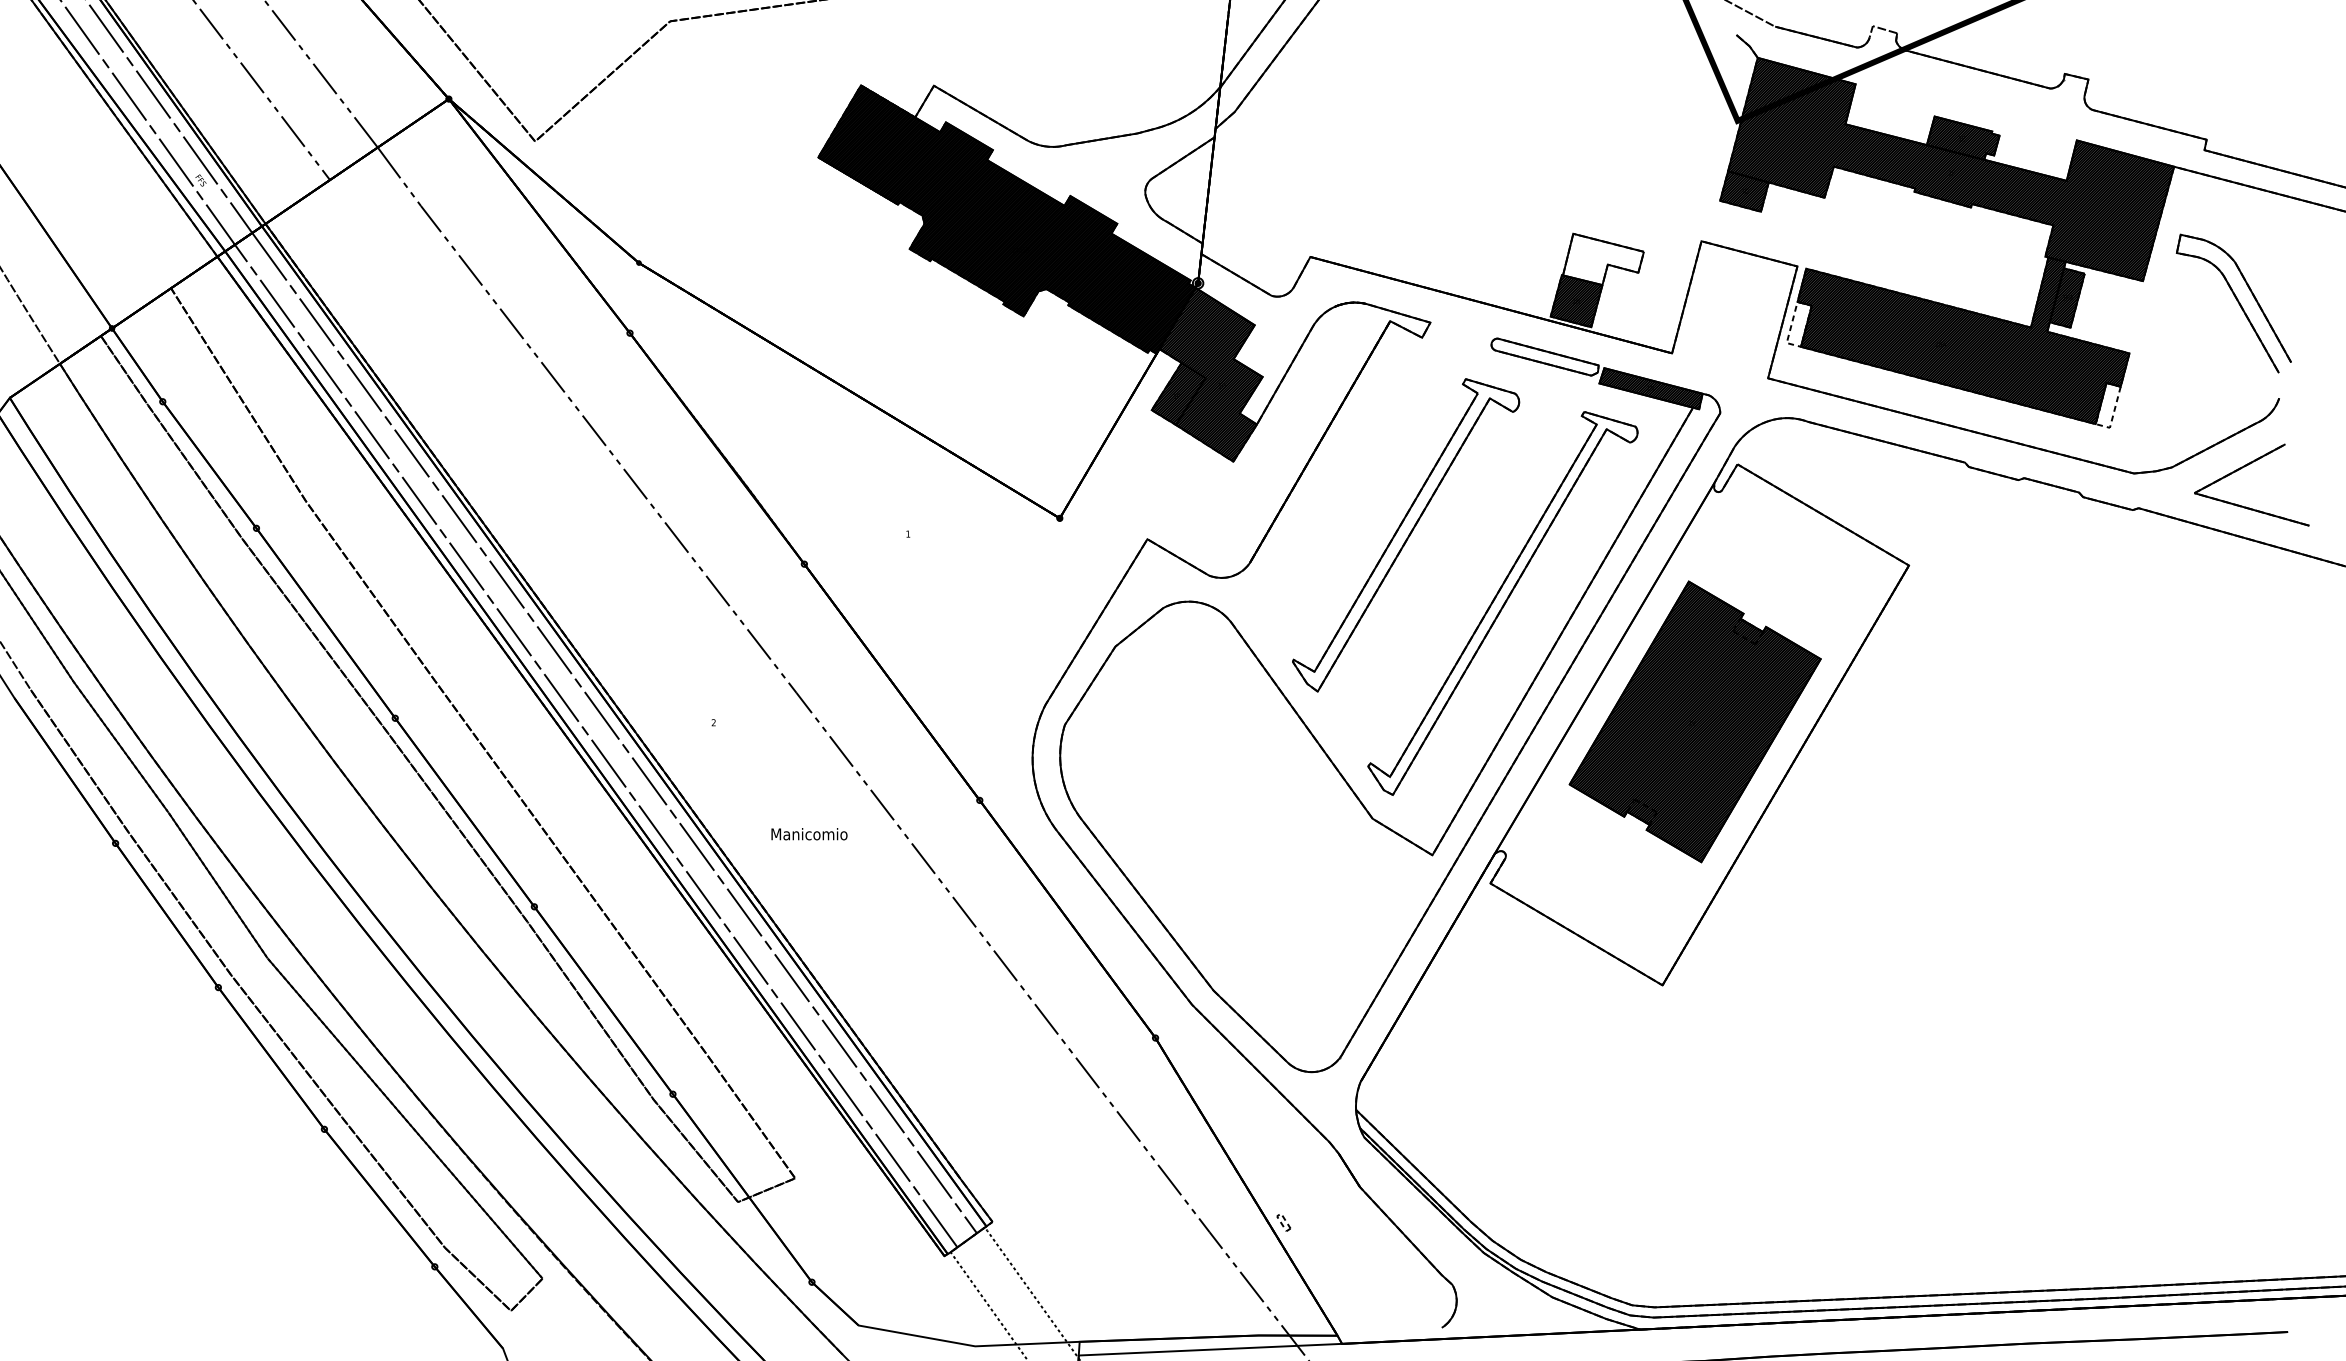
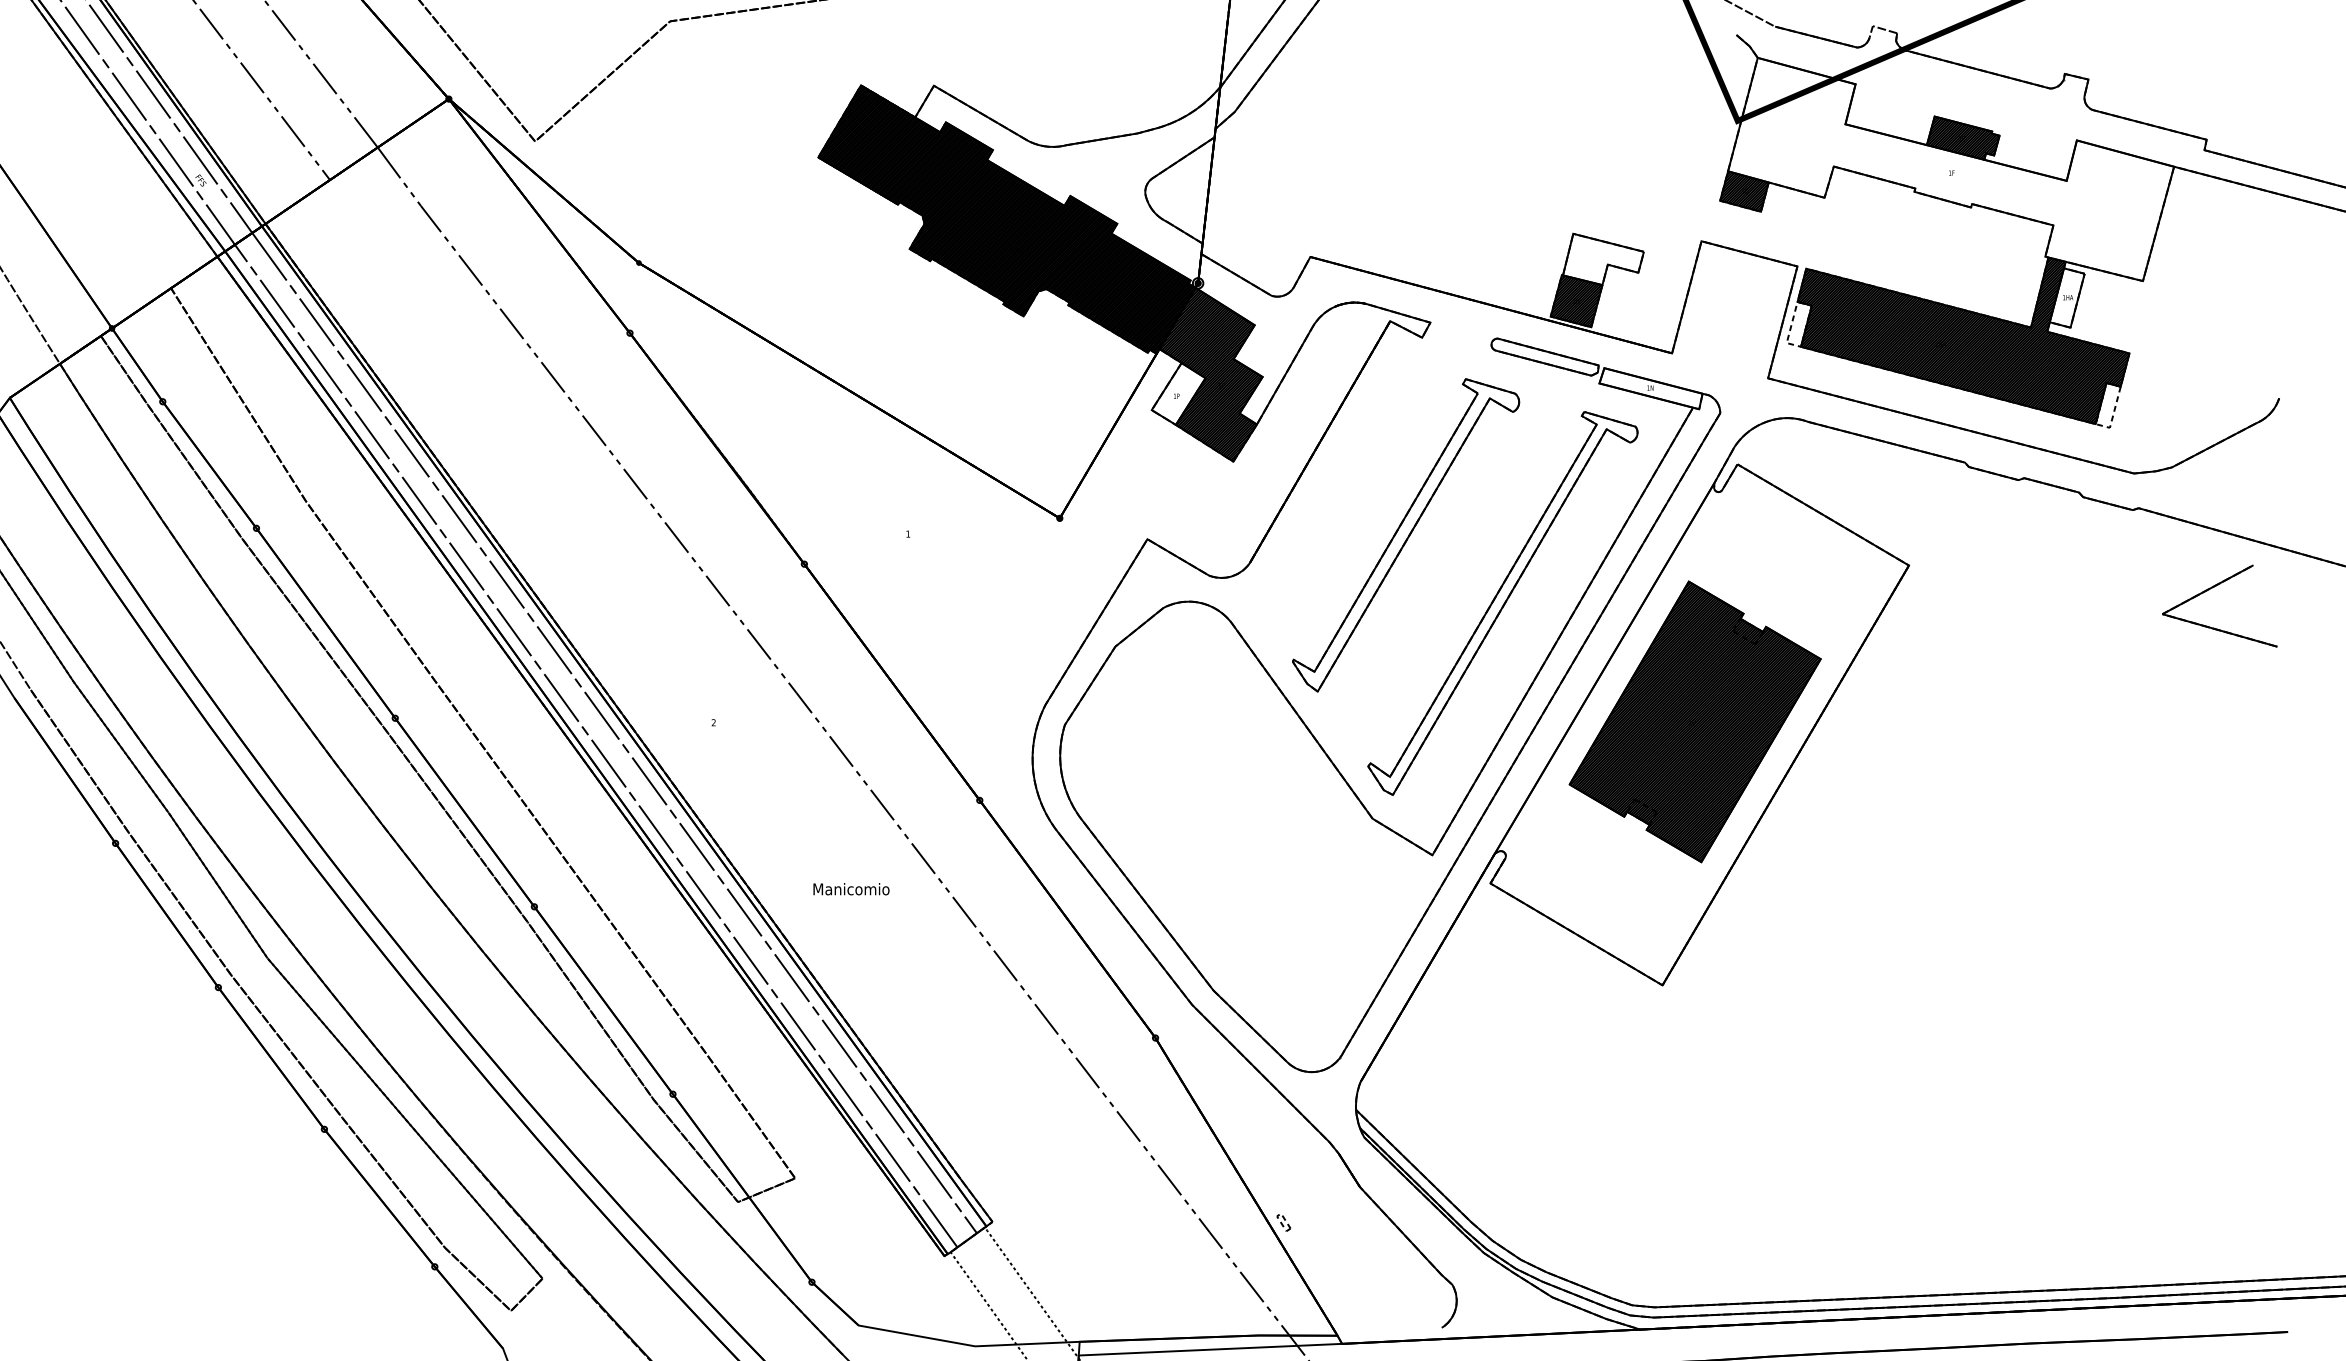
hatch: present -> none (1950, 169)
hatch: present -> none (2067, 297)
part: present -> none (2233, 303)
hatch: present -> none (1651, 388)
hatch: present -> none (1178, 393)
part position: (2241, 469) -> (2209, 590) (2209, 590)
text position: (809, 834) -> (851, 889) (851, 889)
